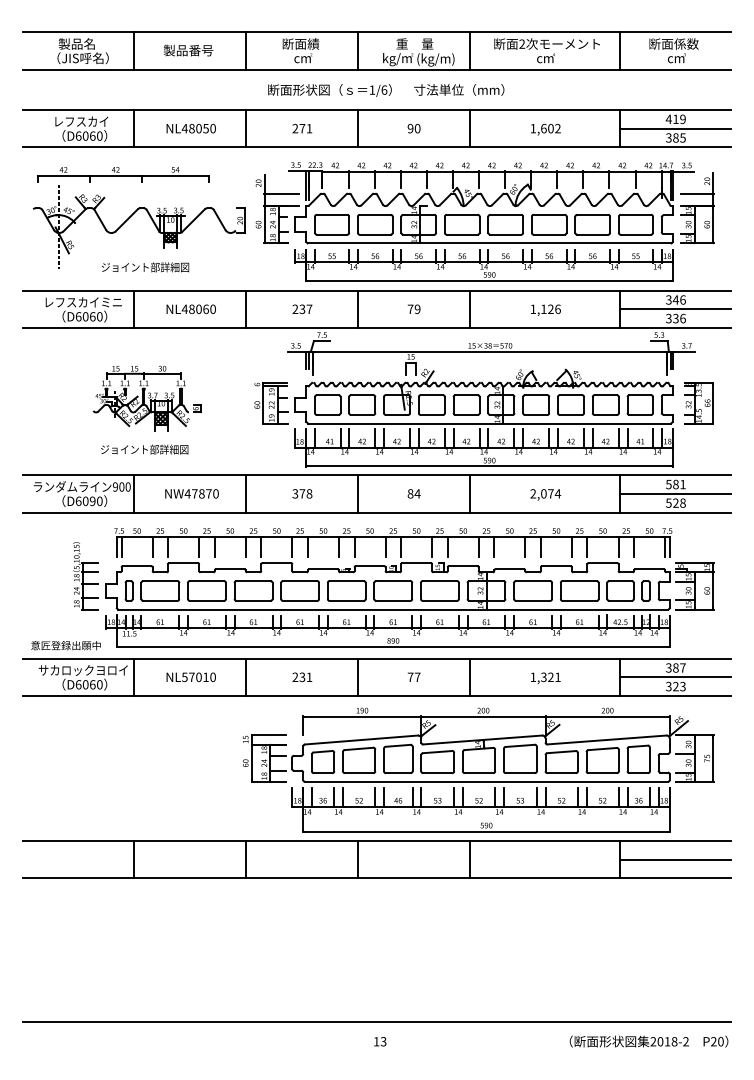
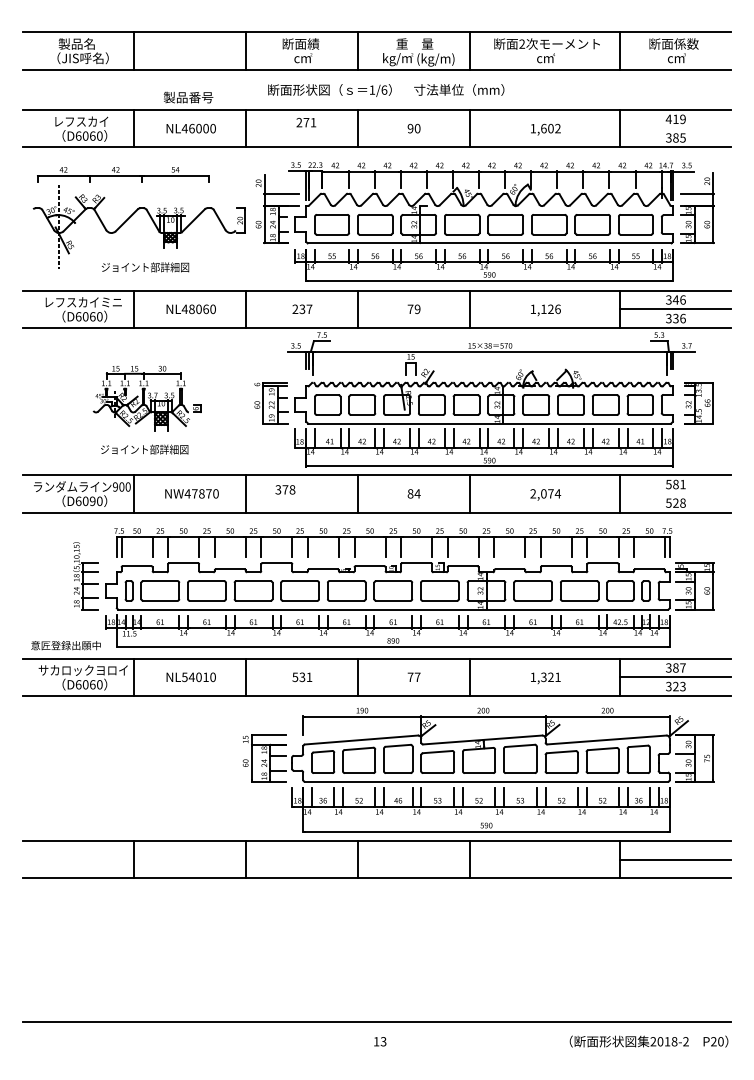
text position: (188, 50) -> (188, 97) (188, 97)
text: NL48050 -> NL46000 (198, 128)
text position: (302, 128) -> (306, 122) (306, 122)
line: present -> none (675, 128)
text position: (302, 493) -> (285, 489) (285, 489)
line: present -> none (675, 493)
text: NL57010 -> NL54010 (191, 676)
text: 231 -> 531 (295, 677)
